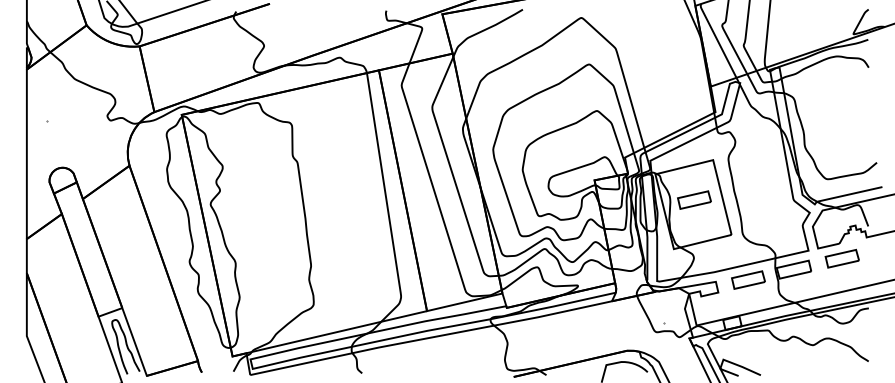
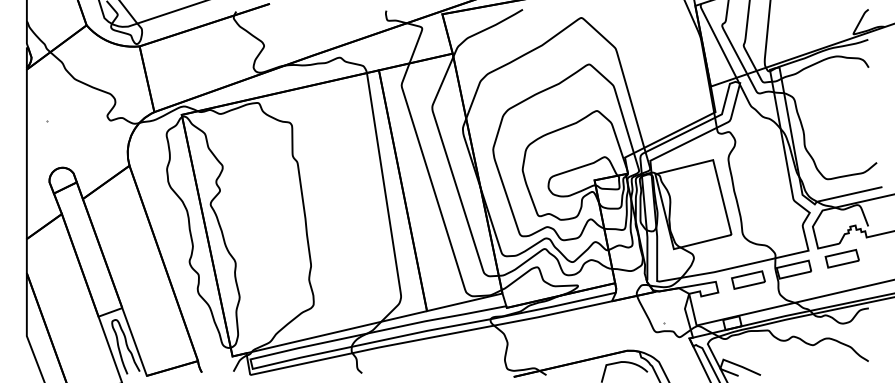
part: present -> none (694, 199)
